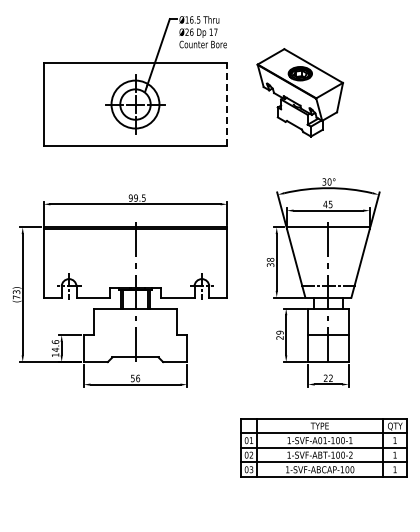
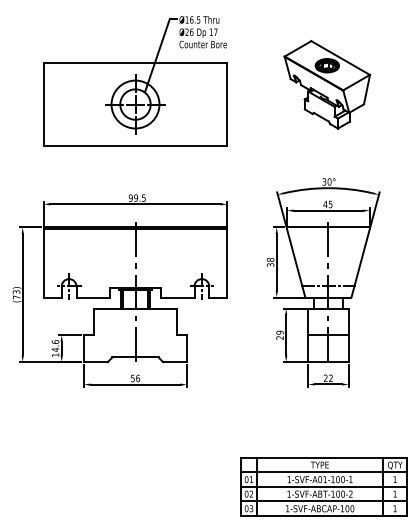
part position: (299, 92) -> (326, 84) (326, 84)
line: dashed -> solid (227, 104)
part position: (323, 447) -> (323, 486) (323, 486)
